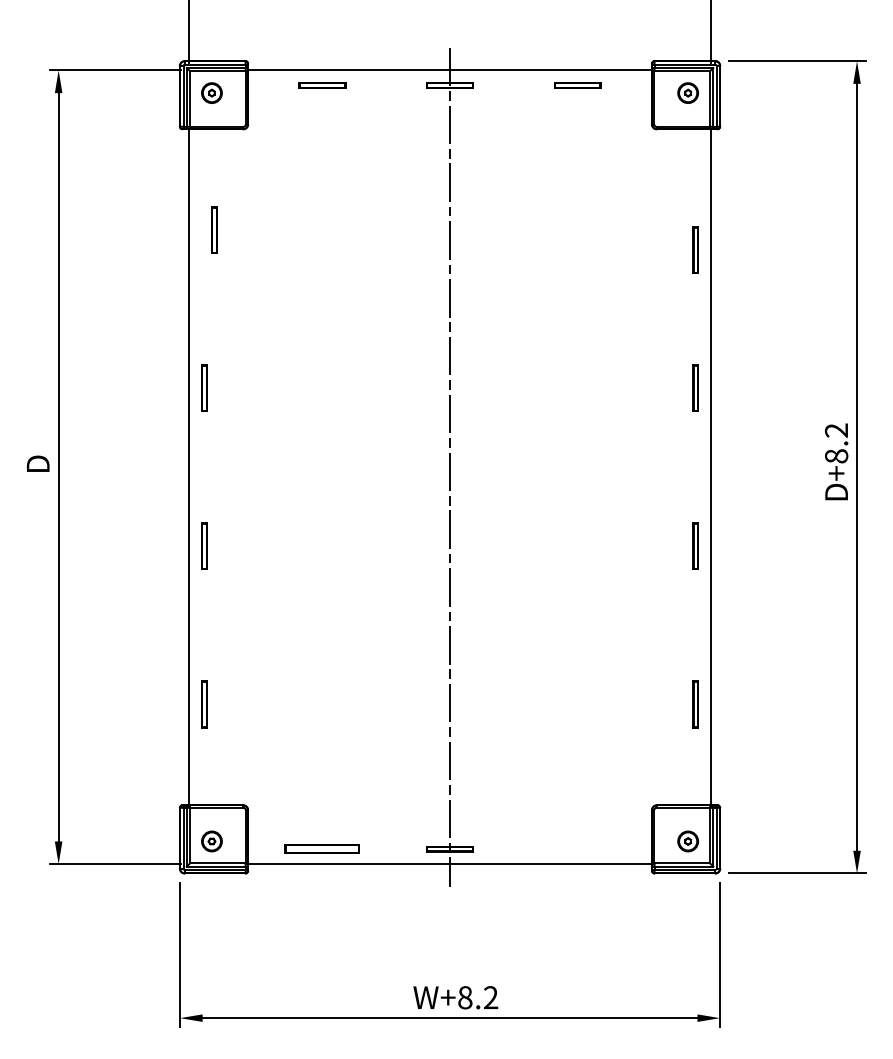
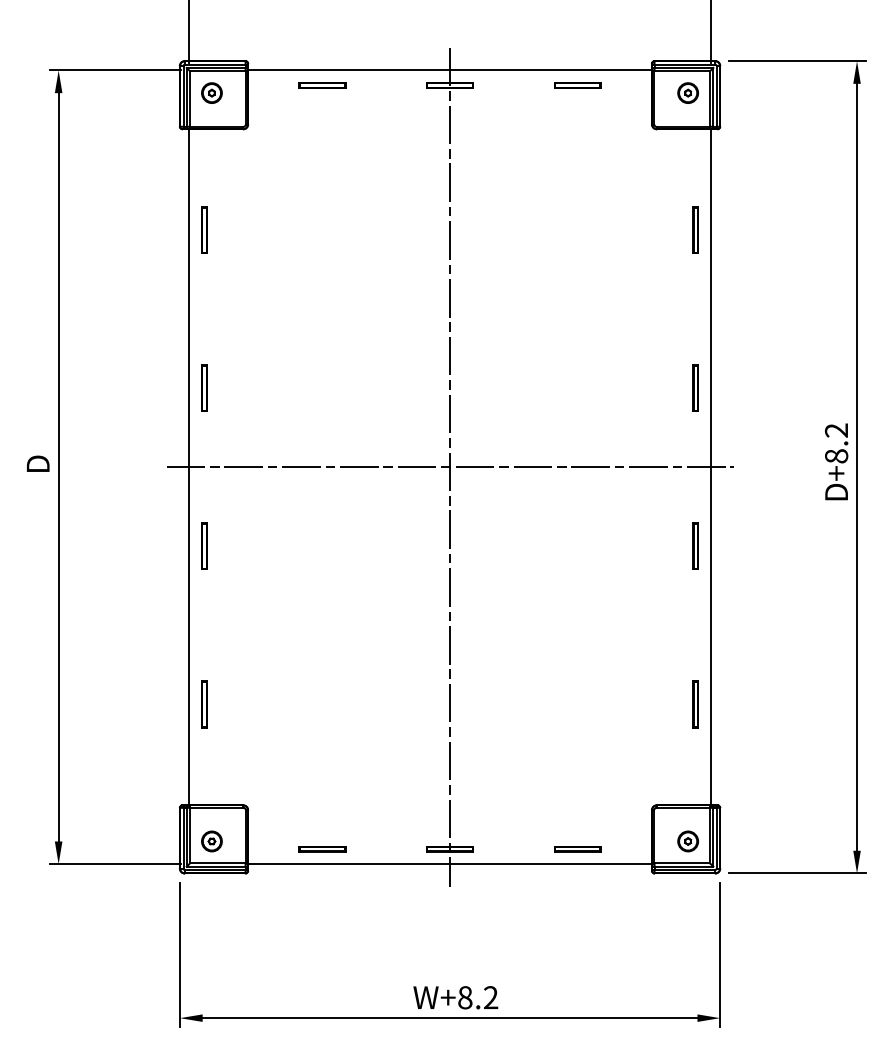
part position: (214, 229) -> (204, 229) (204, 229)
part position: (695, 249) -> (695, 229) (695, 229)
line: none -> present (449, 467)
part size: 76x10 px -> 49x7 px (322, 849)
part: none -> present (577, 849)
